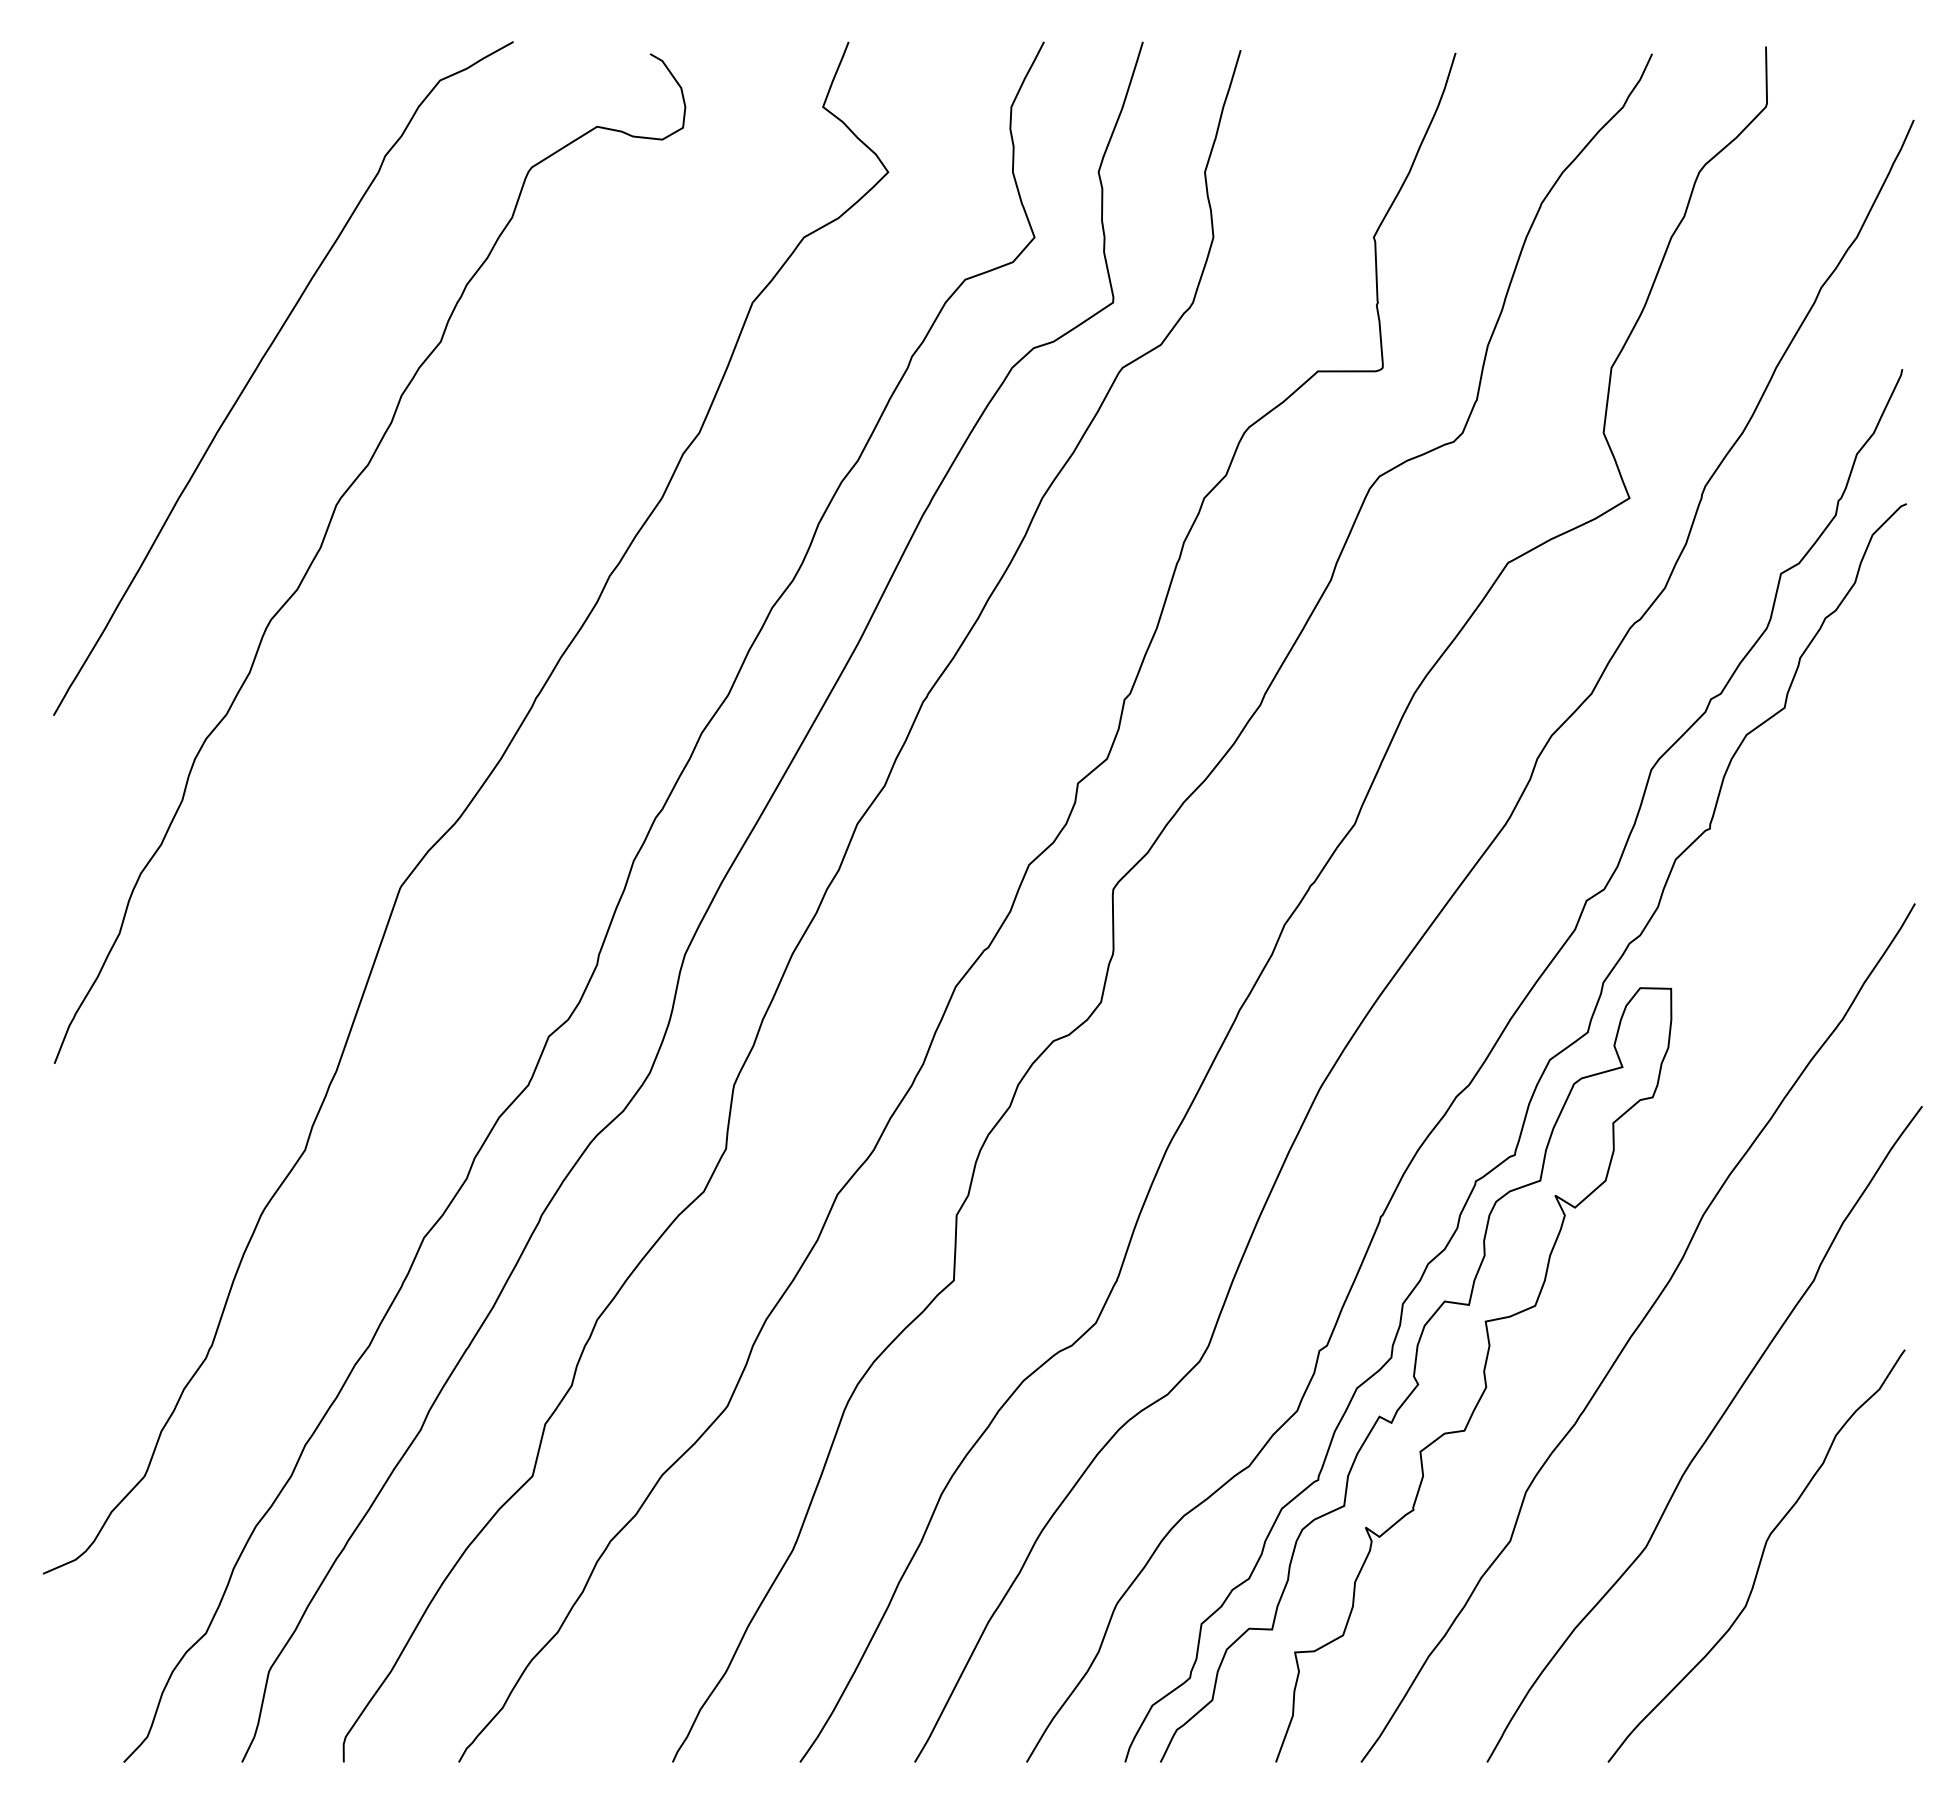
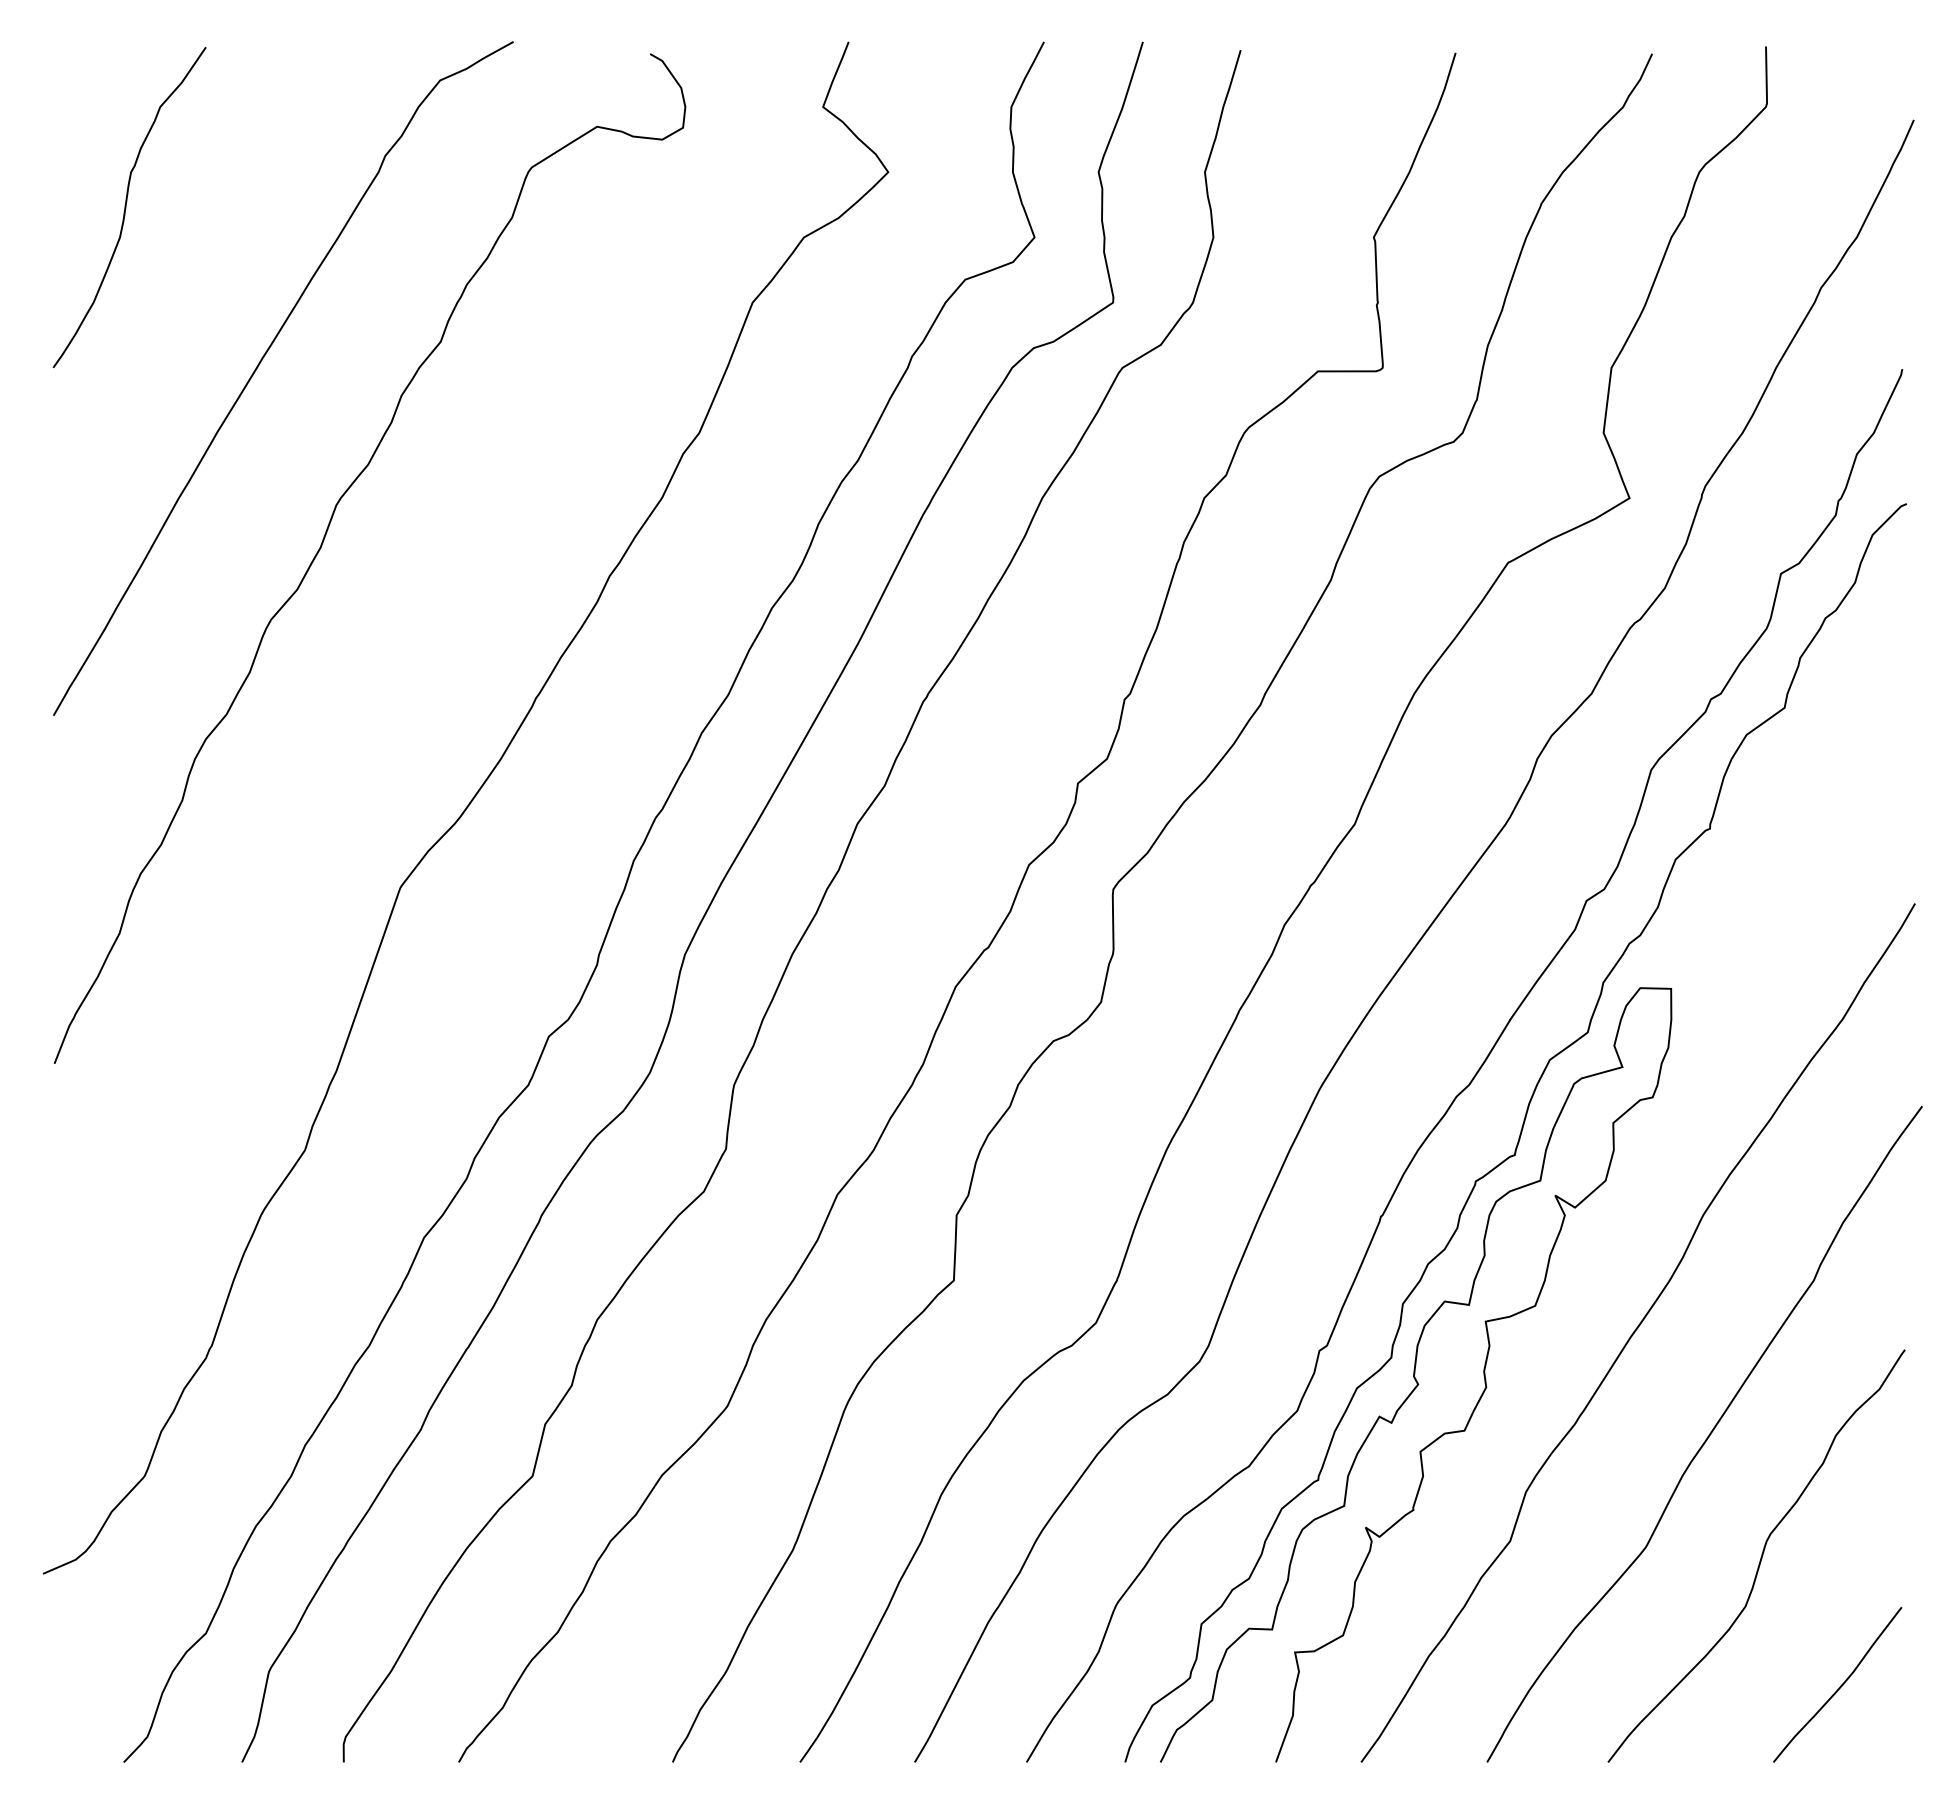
curve: none -> present (126, 207)
curve: none -> present (1839, 1686)
